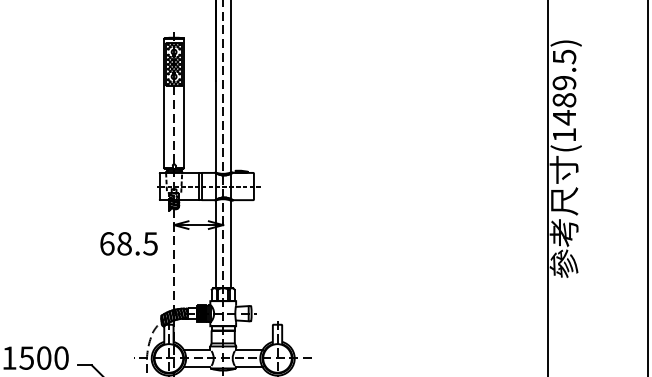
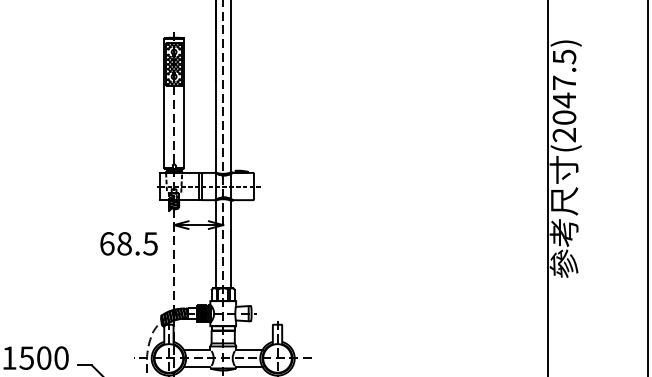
text: (1489.5) -> (2047.5) (564, 108)
